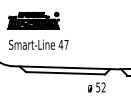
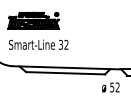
text: 47 -> 32 (63, 44)
text position: (96, 87) -> (110, 87) (110, 87)
